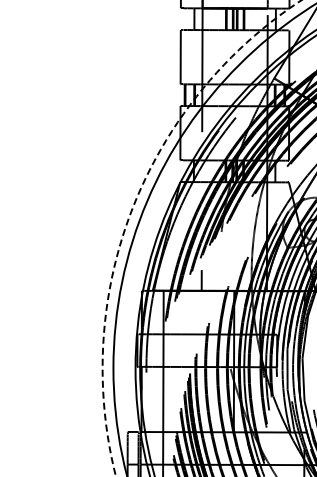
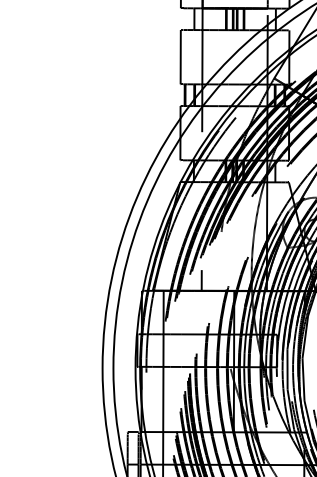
circle: dashed -> solid (201, 238)
